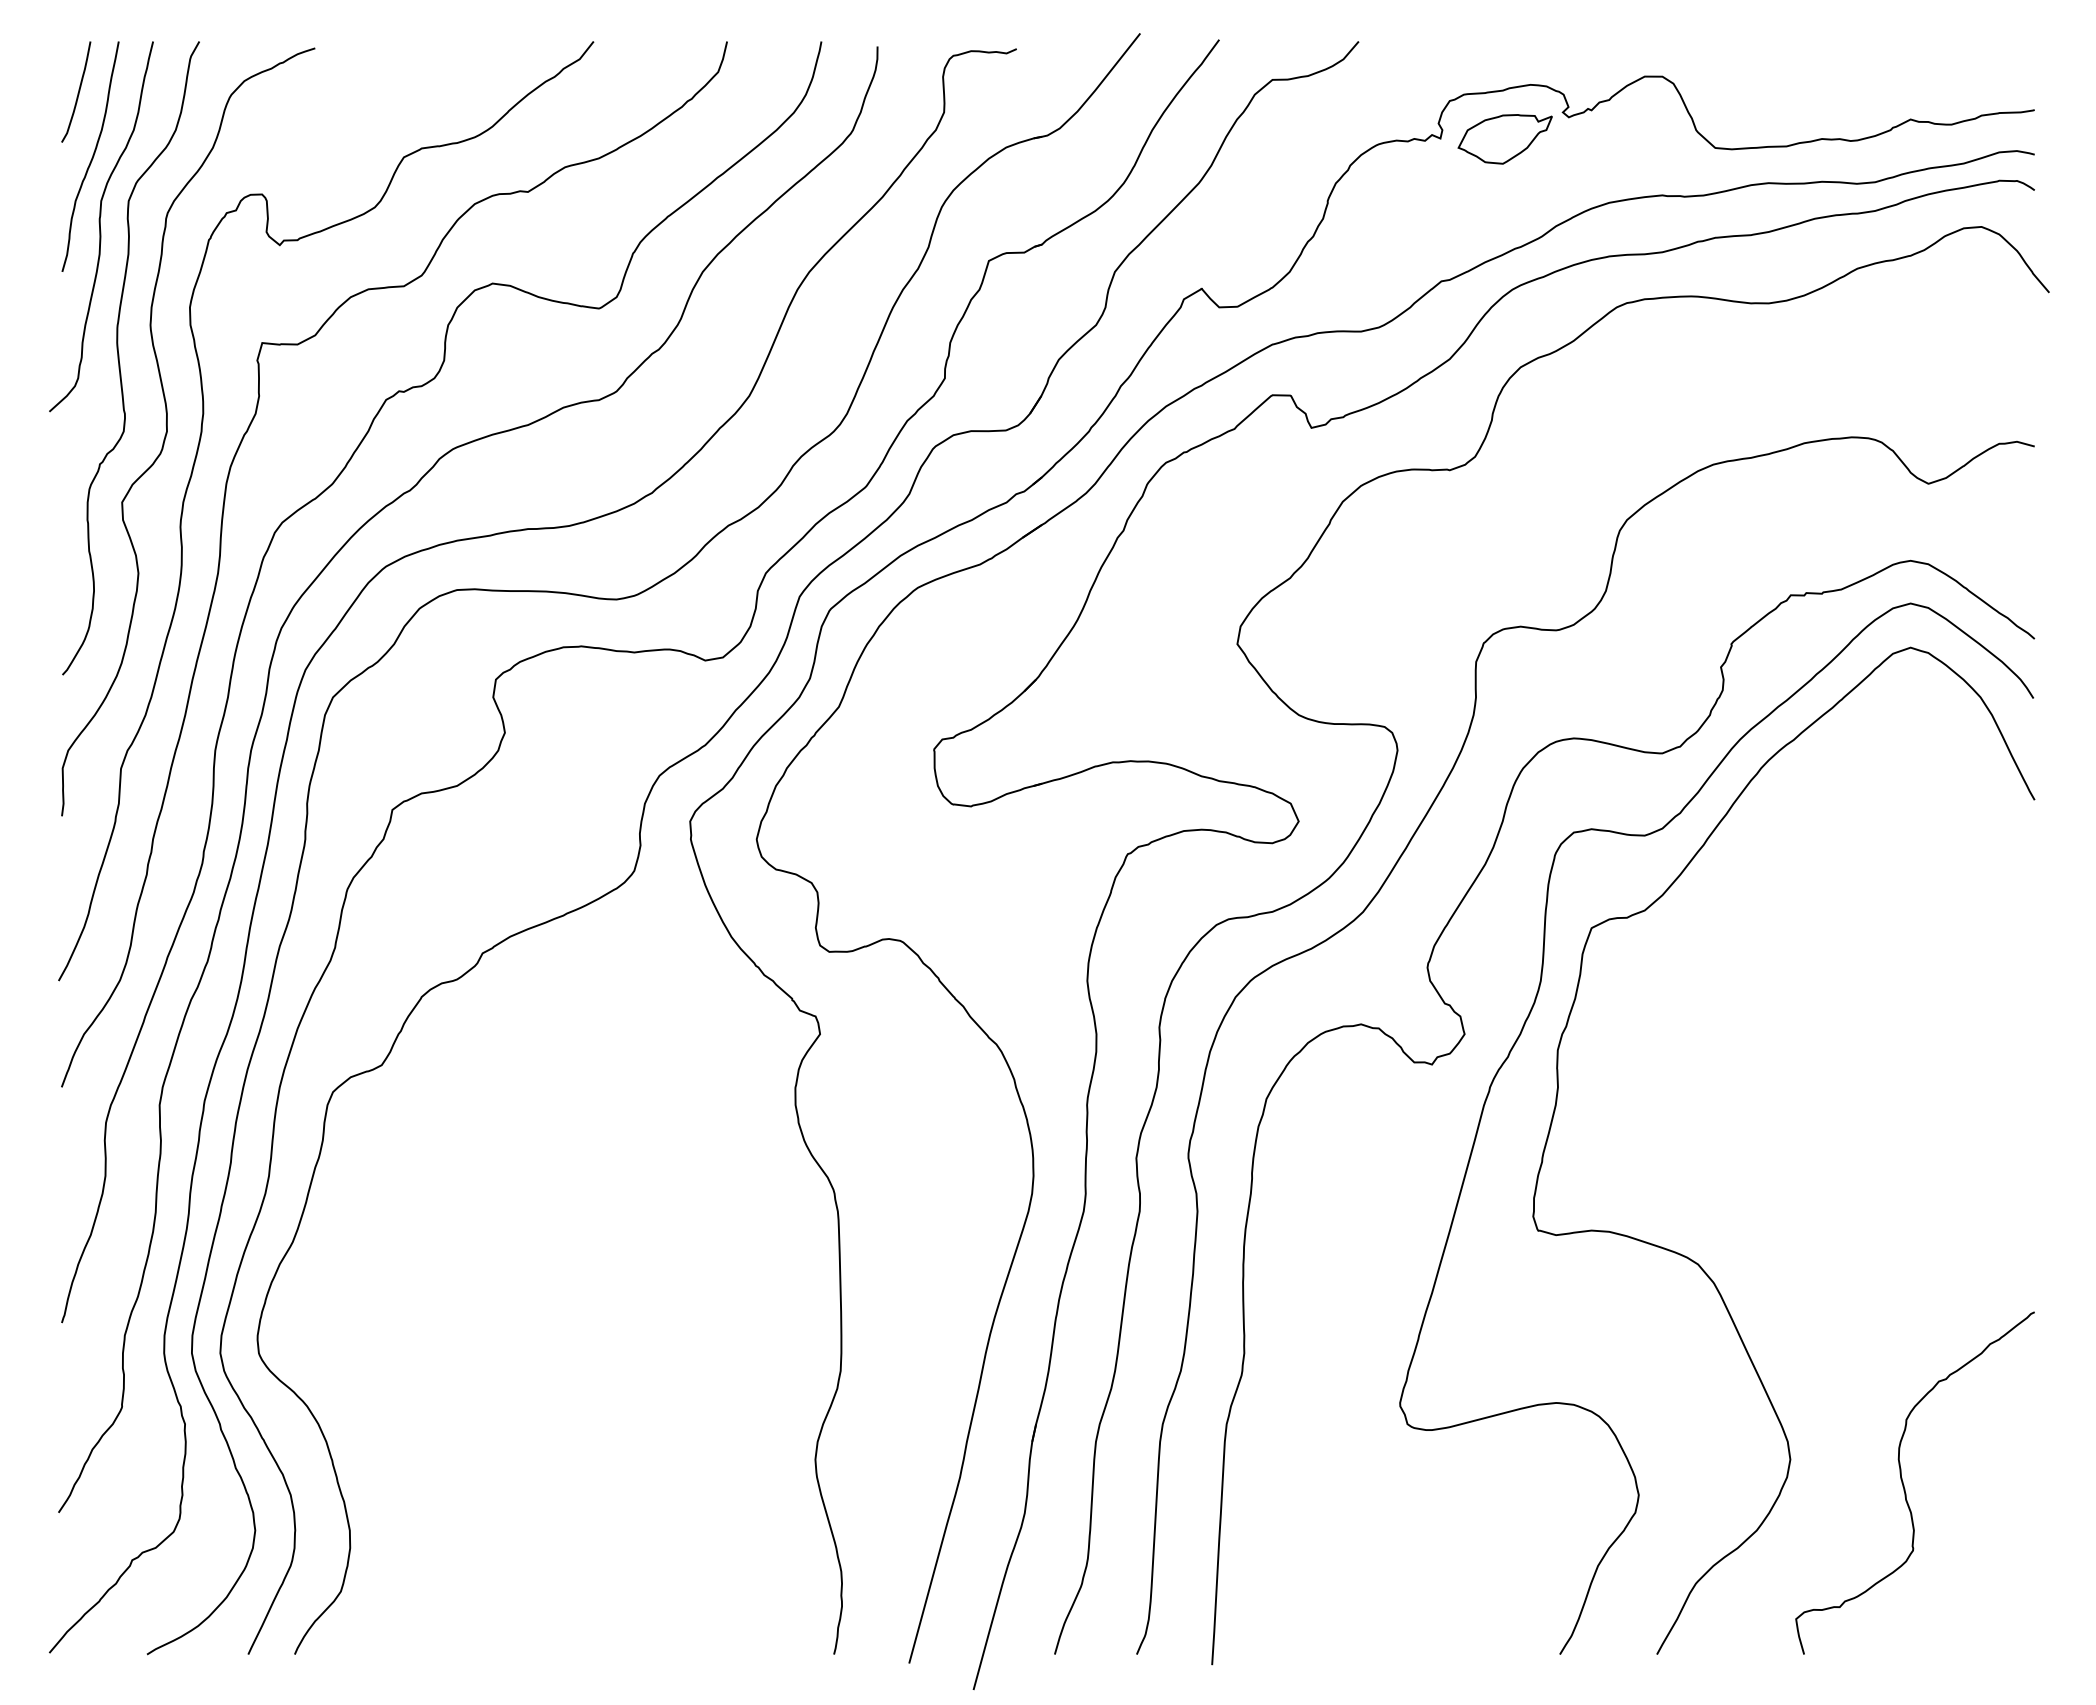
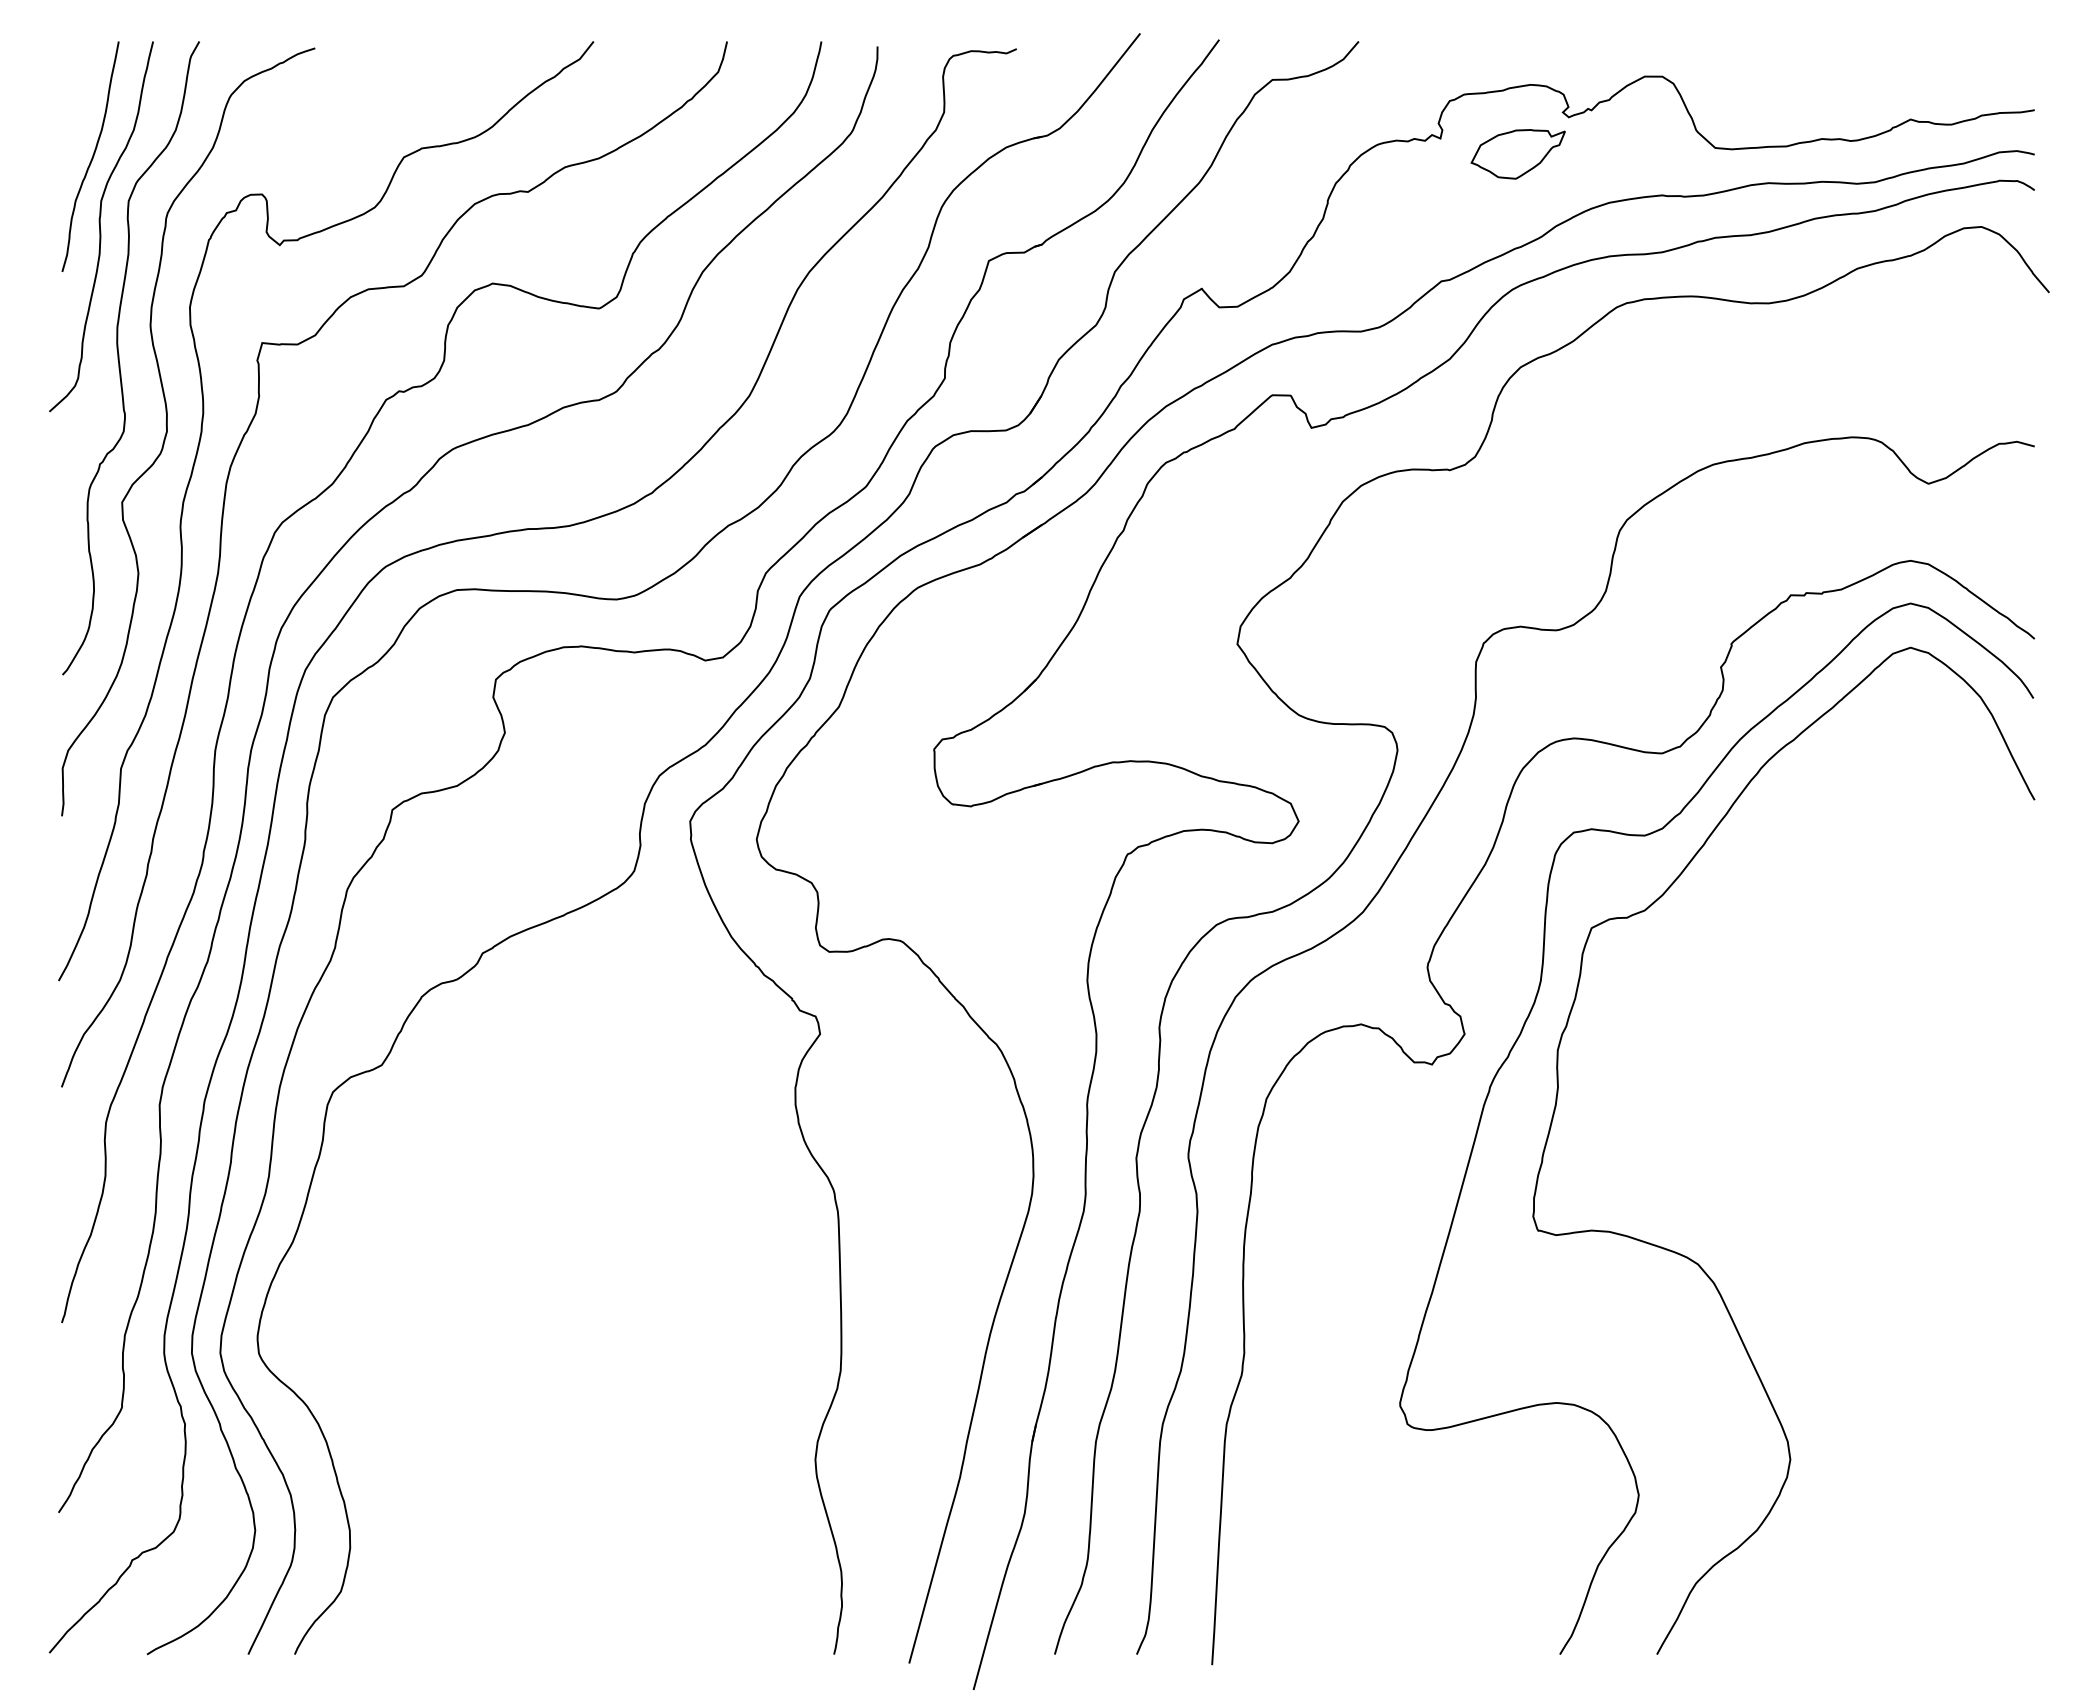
curve: present -> none (78, 91)
part position: (1504, 139) -> (1517, 154) (1517, 154)
curve: present -> none (1904, 1485)
